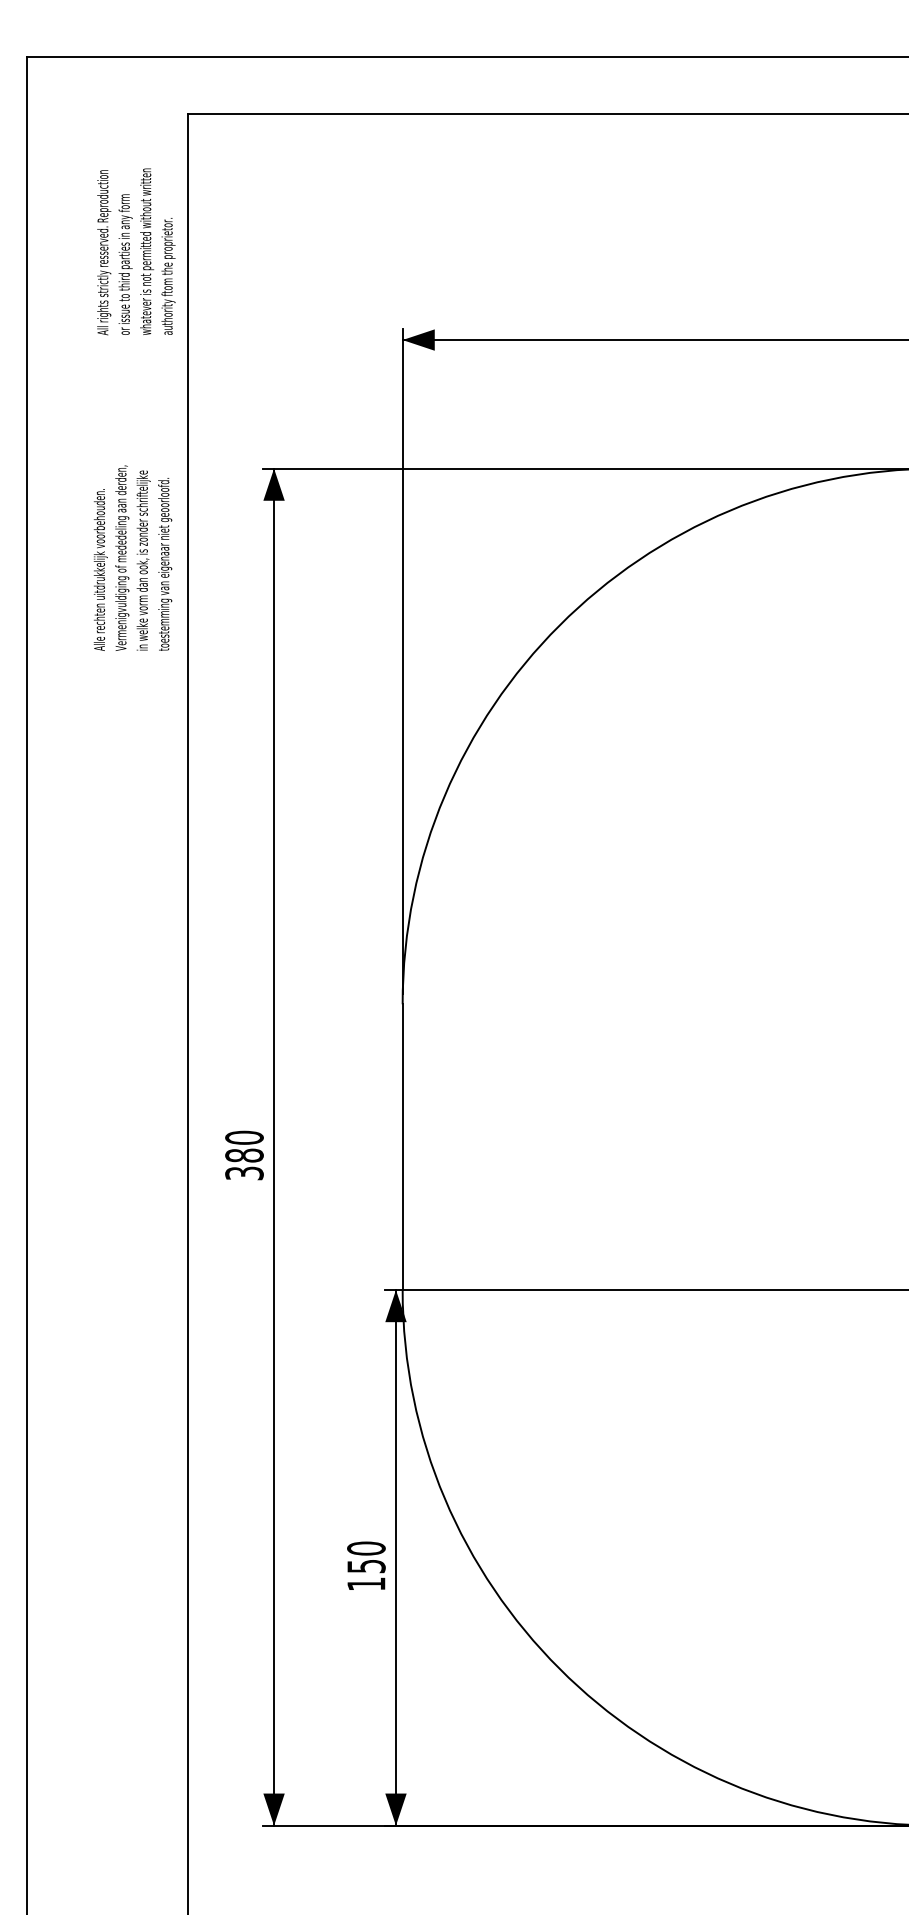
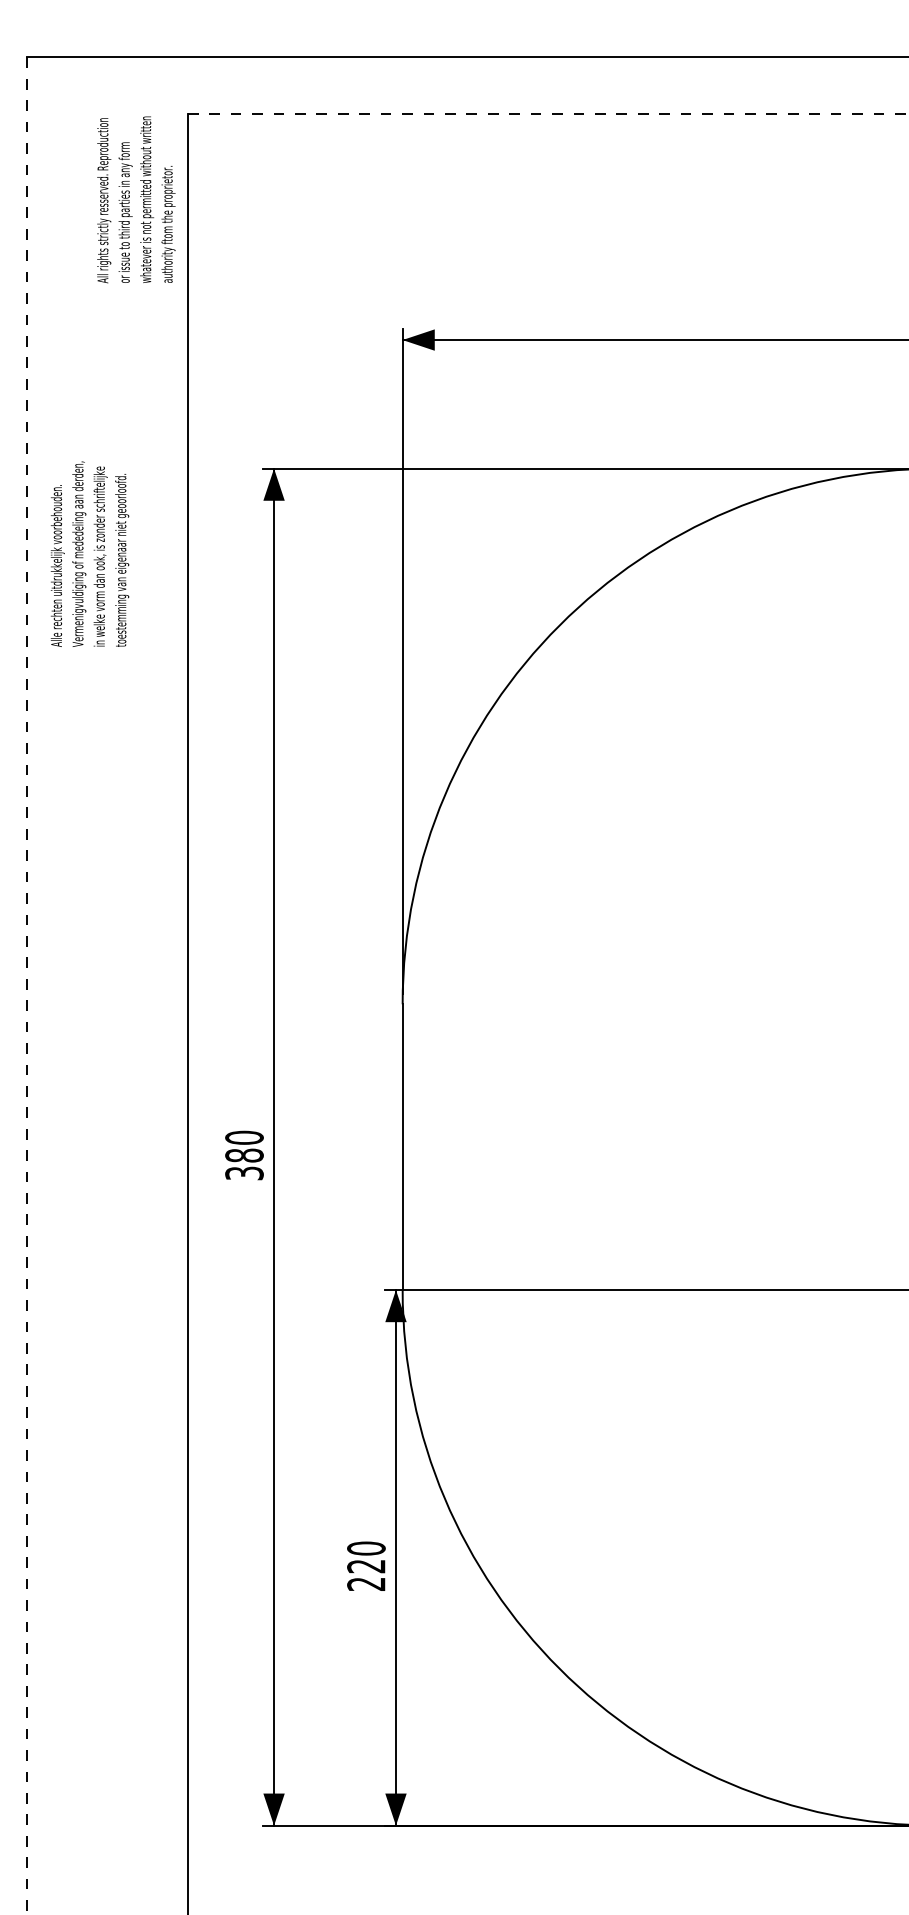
line: solid -> dashed (548, 114)
text position: (136, 251) -> (136, 199) (136, 199)
text position: (132, 557) -> (89, 553) (89, 553)
line: solid -> dashed (27, 985)
text: 150 -> 220 (366, 1575)
